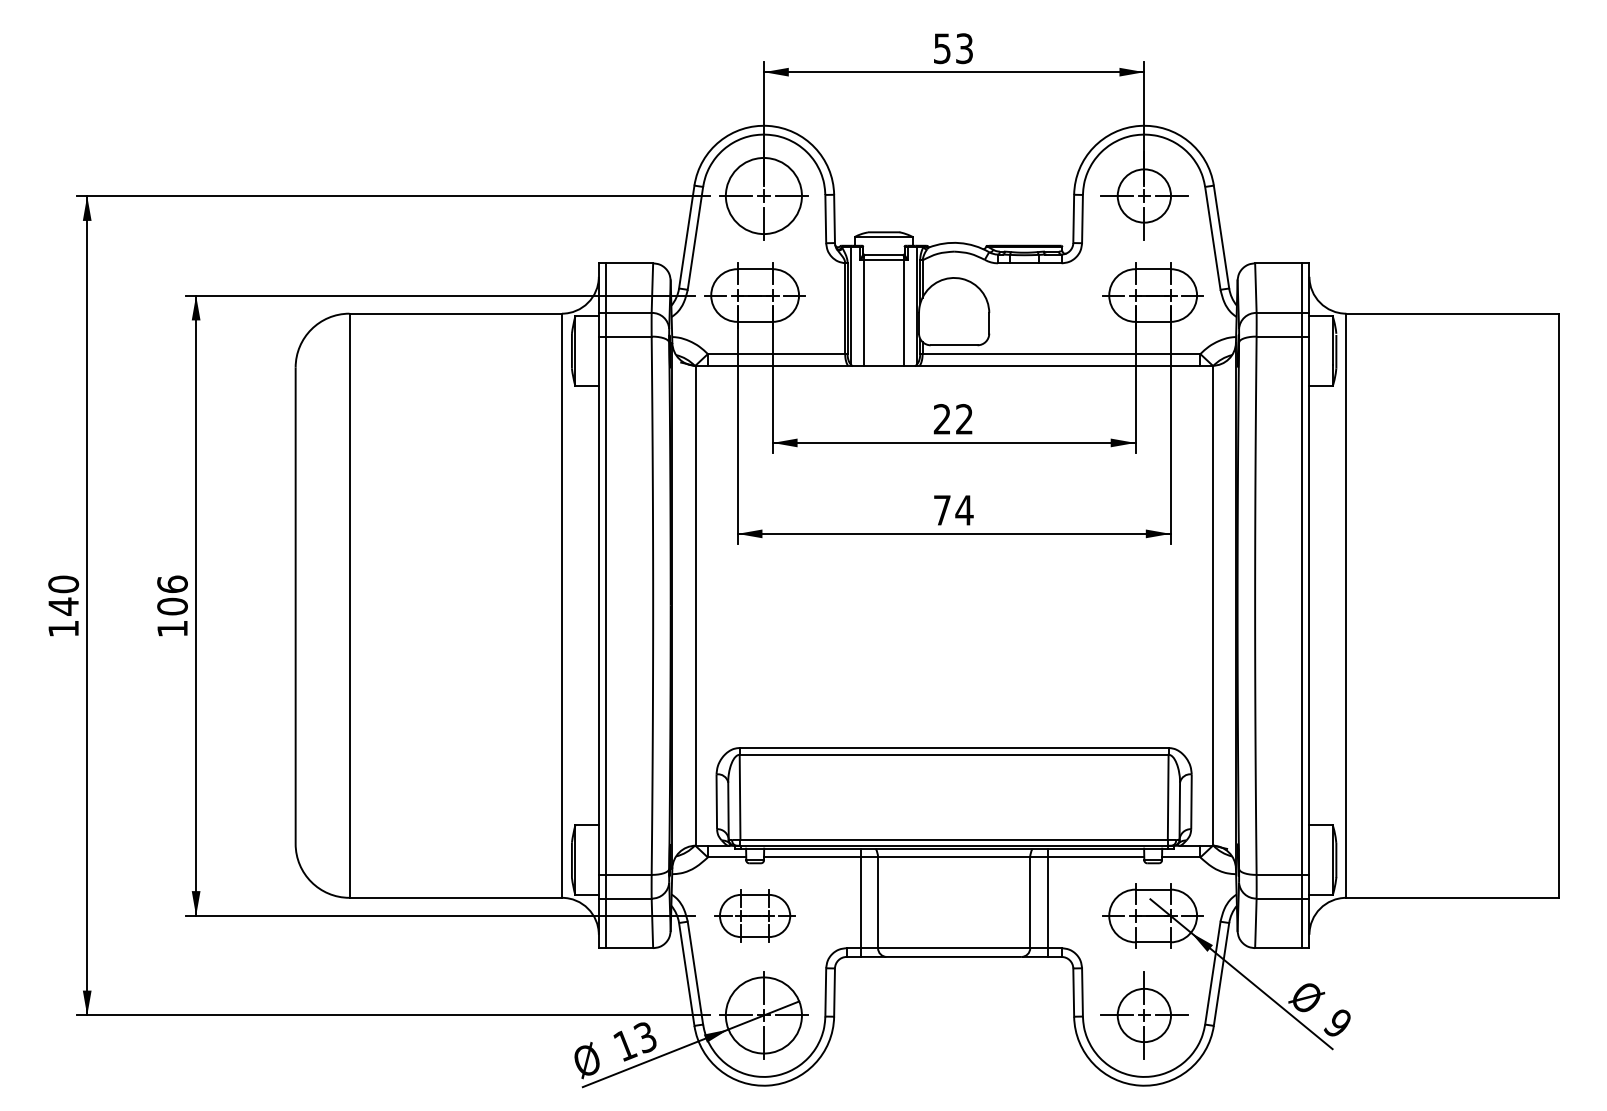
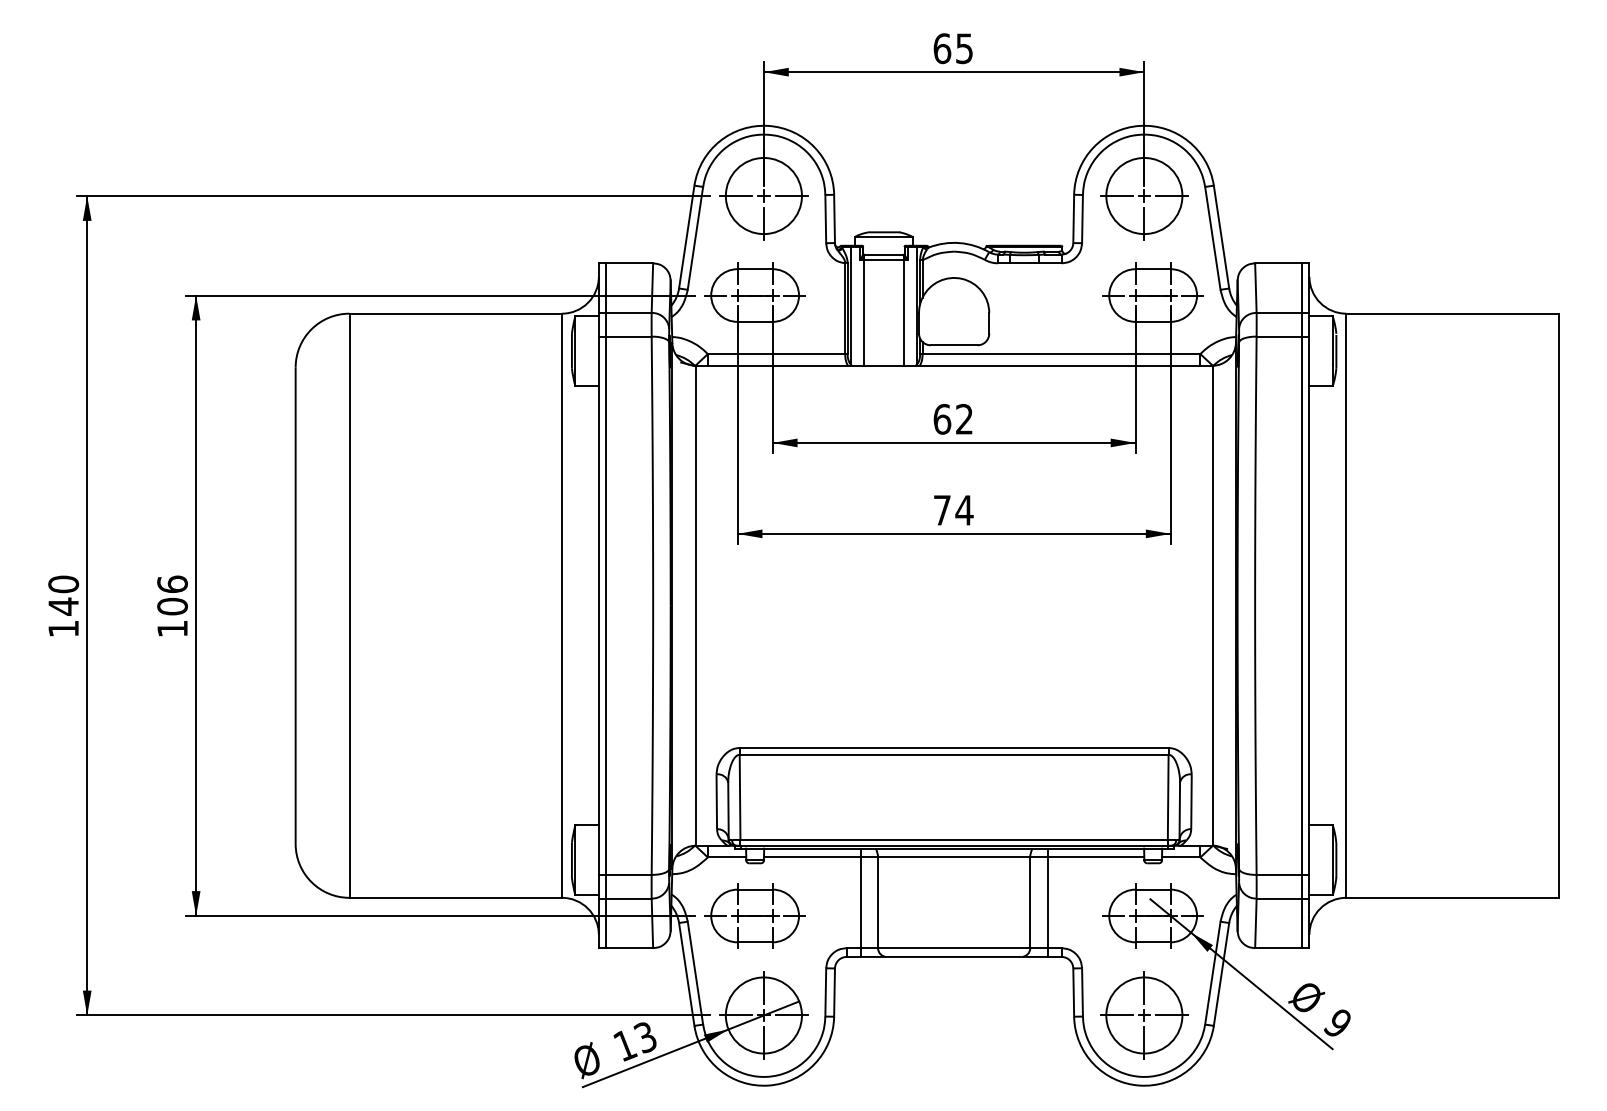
text: 53 -> 65 (952, 48)
circle diameter: 53 px -> 76 px (1144, 195)
text: 22 -> 62 (942, 419)
part size: 82x54 px -> 102x66 px (754, 915)
circle diameter: 53 px -> 76 px (1144, 1015)
